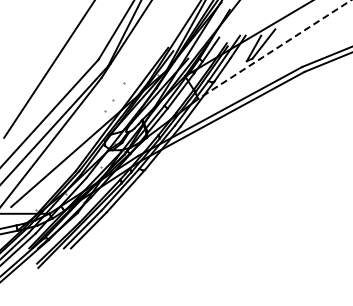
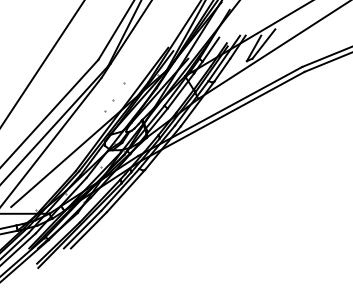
line: dashed -> solid (274, 49)
line position: (48, 69) -> (42, 63) (42, 63)
